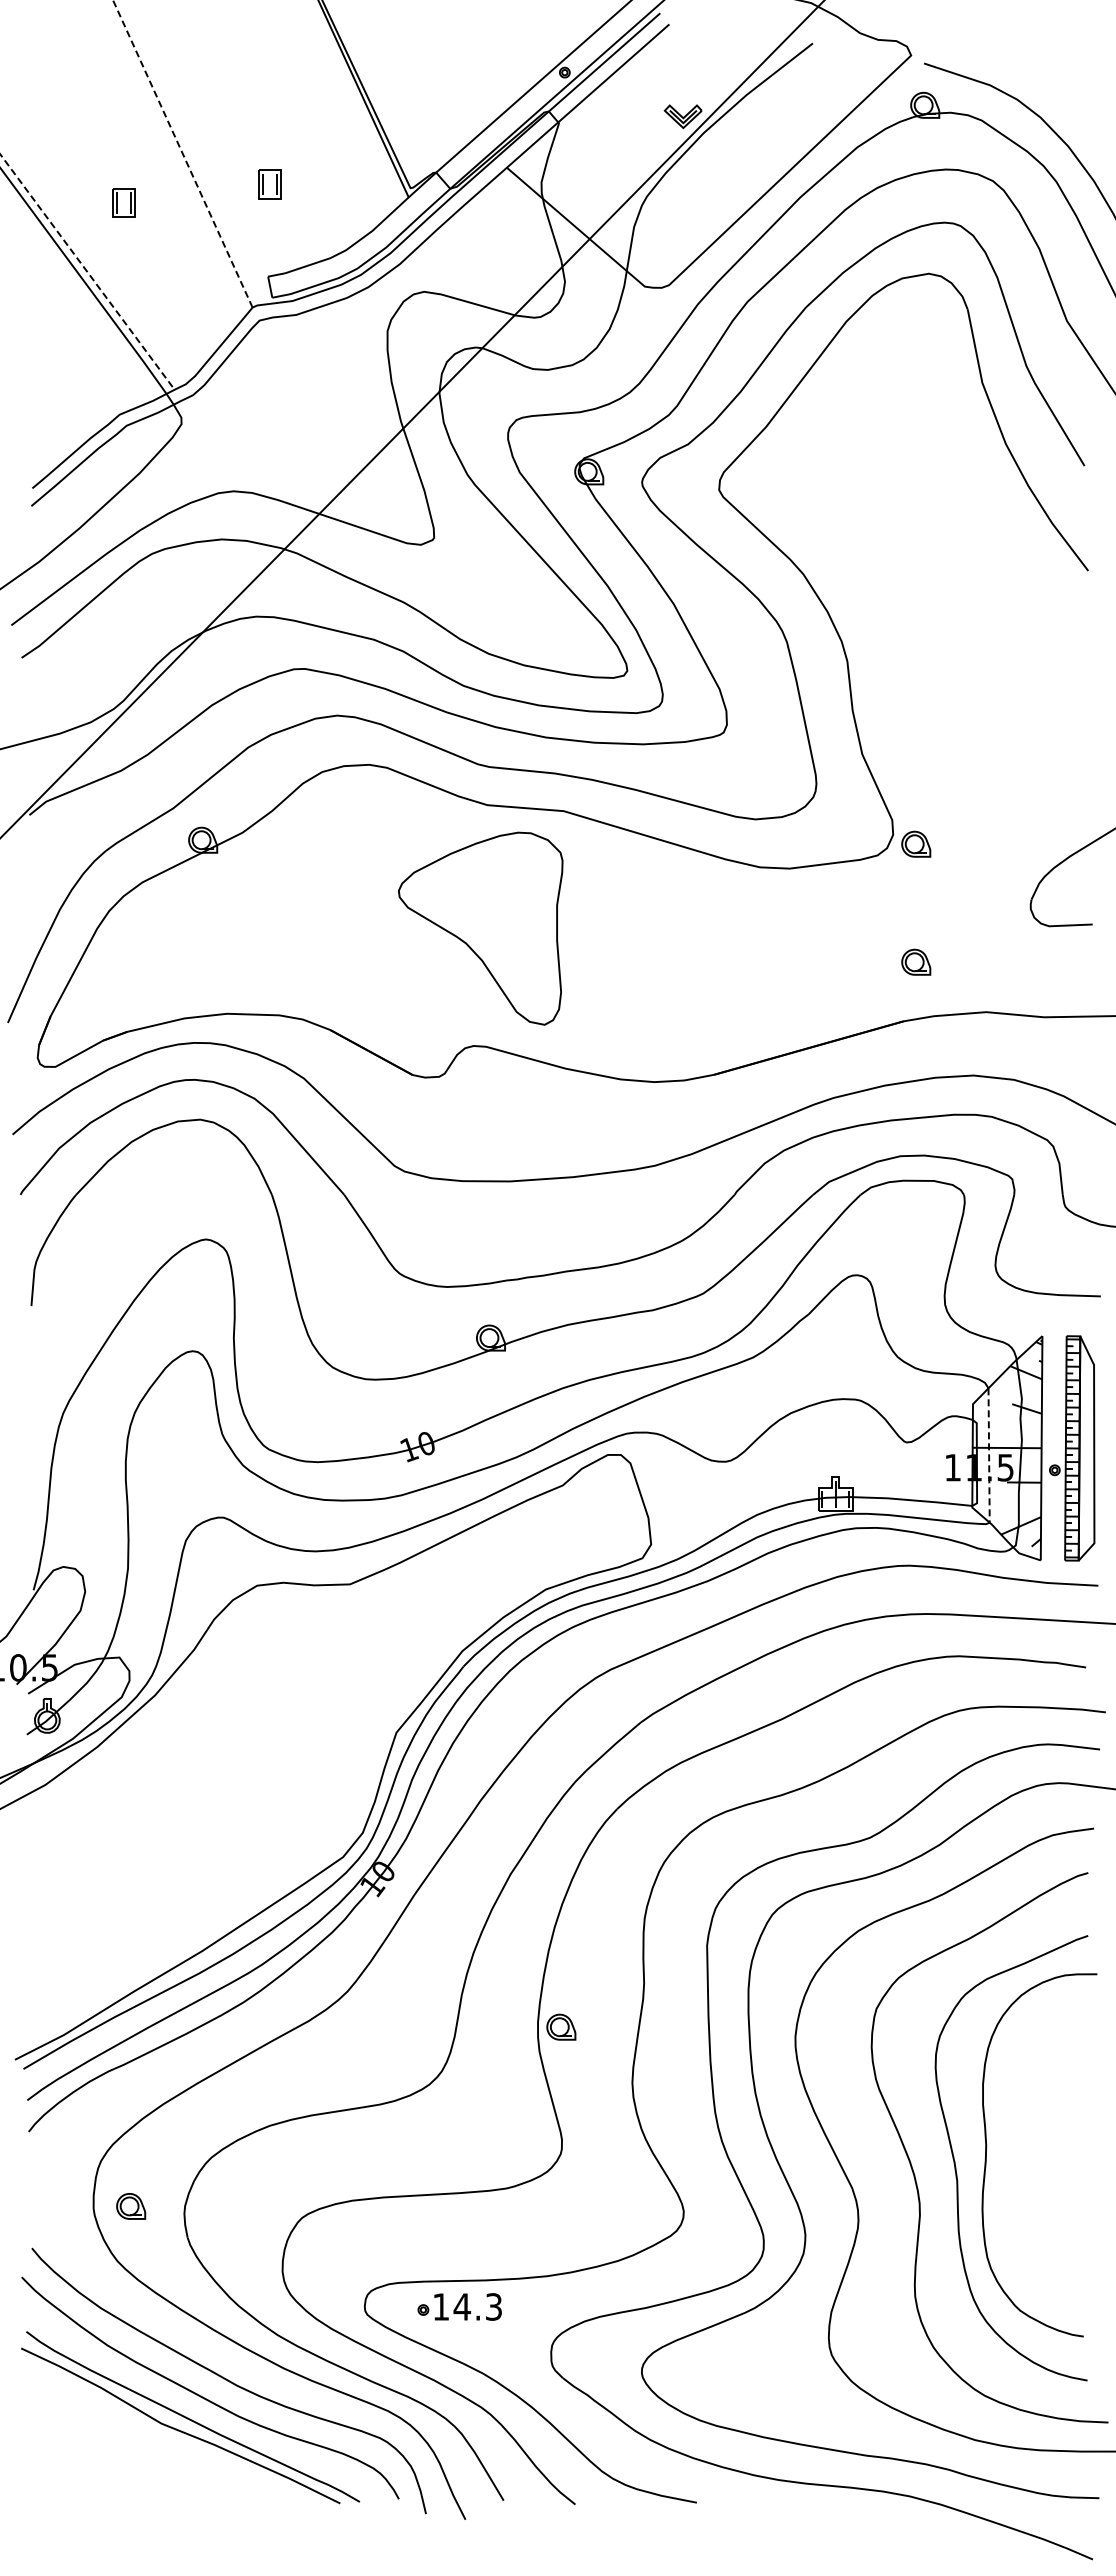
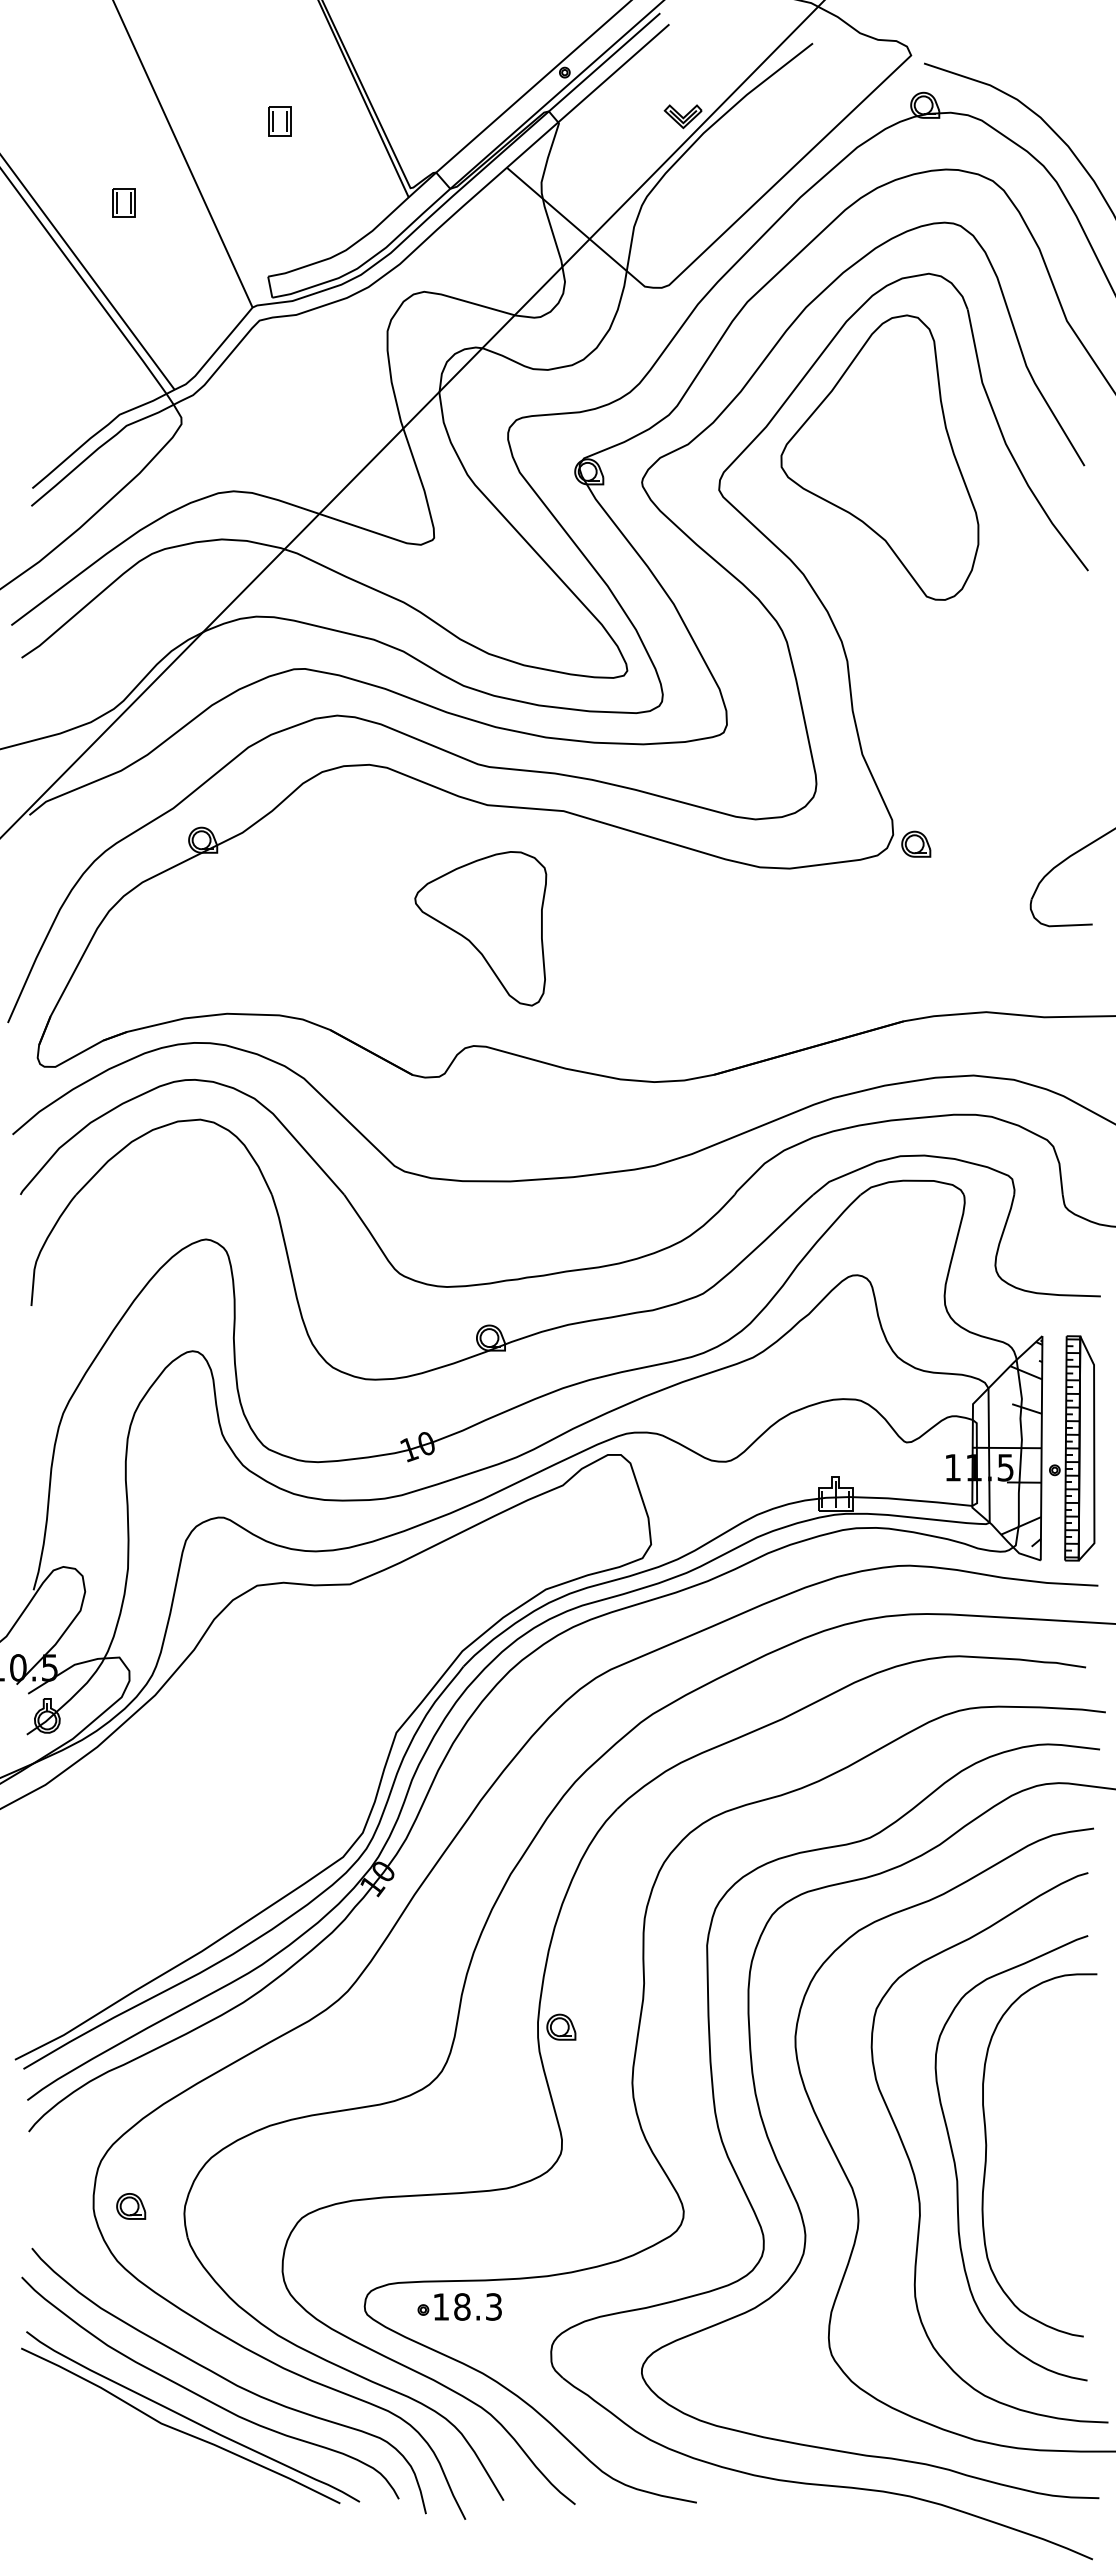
line: dashed -> solid (182, 153)
part position: (269, 184) -> (279, 121) (279, 121)
line: dashed -> solid (87, 272)
part: none -> present (879, 457)
part size: 166x195 px -> 134x156 px (480, 928)
part: present -> none (916, 961)
line: dashed -> solid (989, 1456)
text: 14.3 -> 18.3 (462, 2306)
